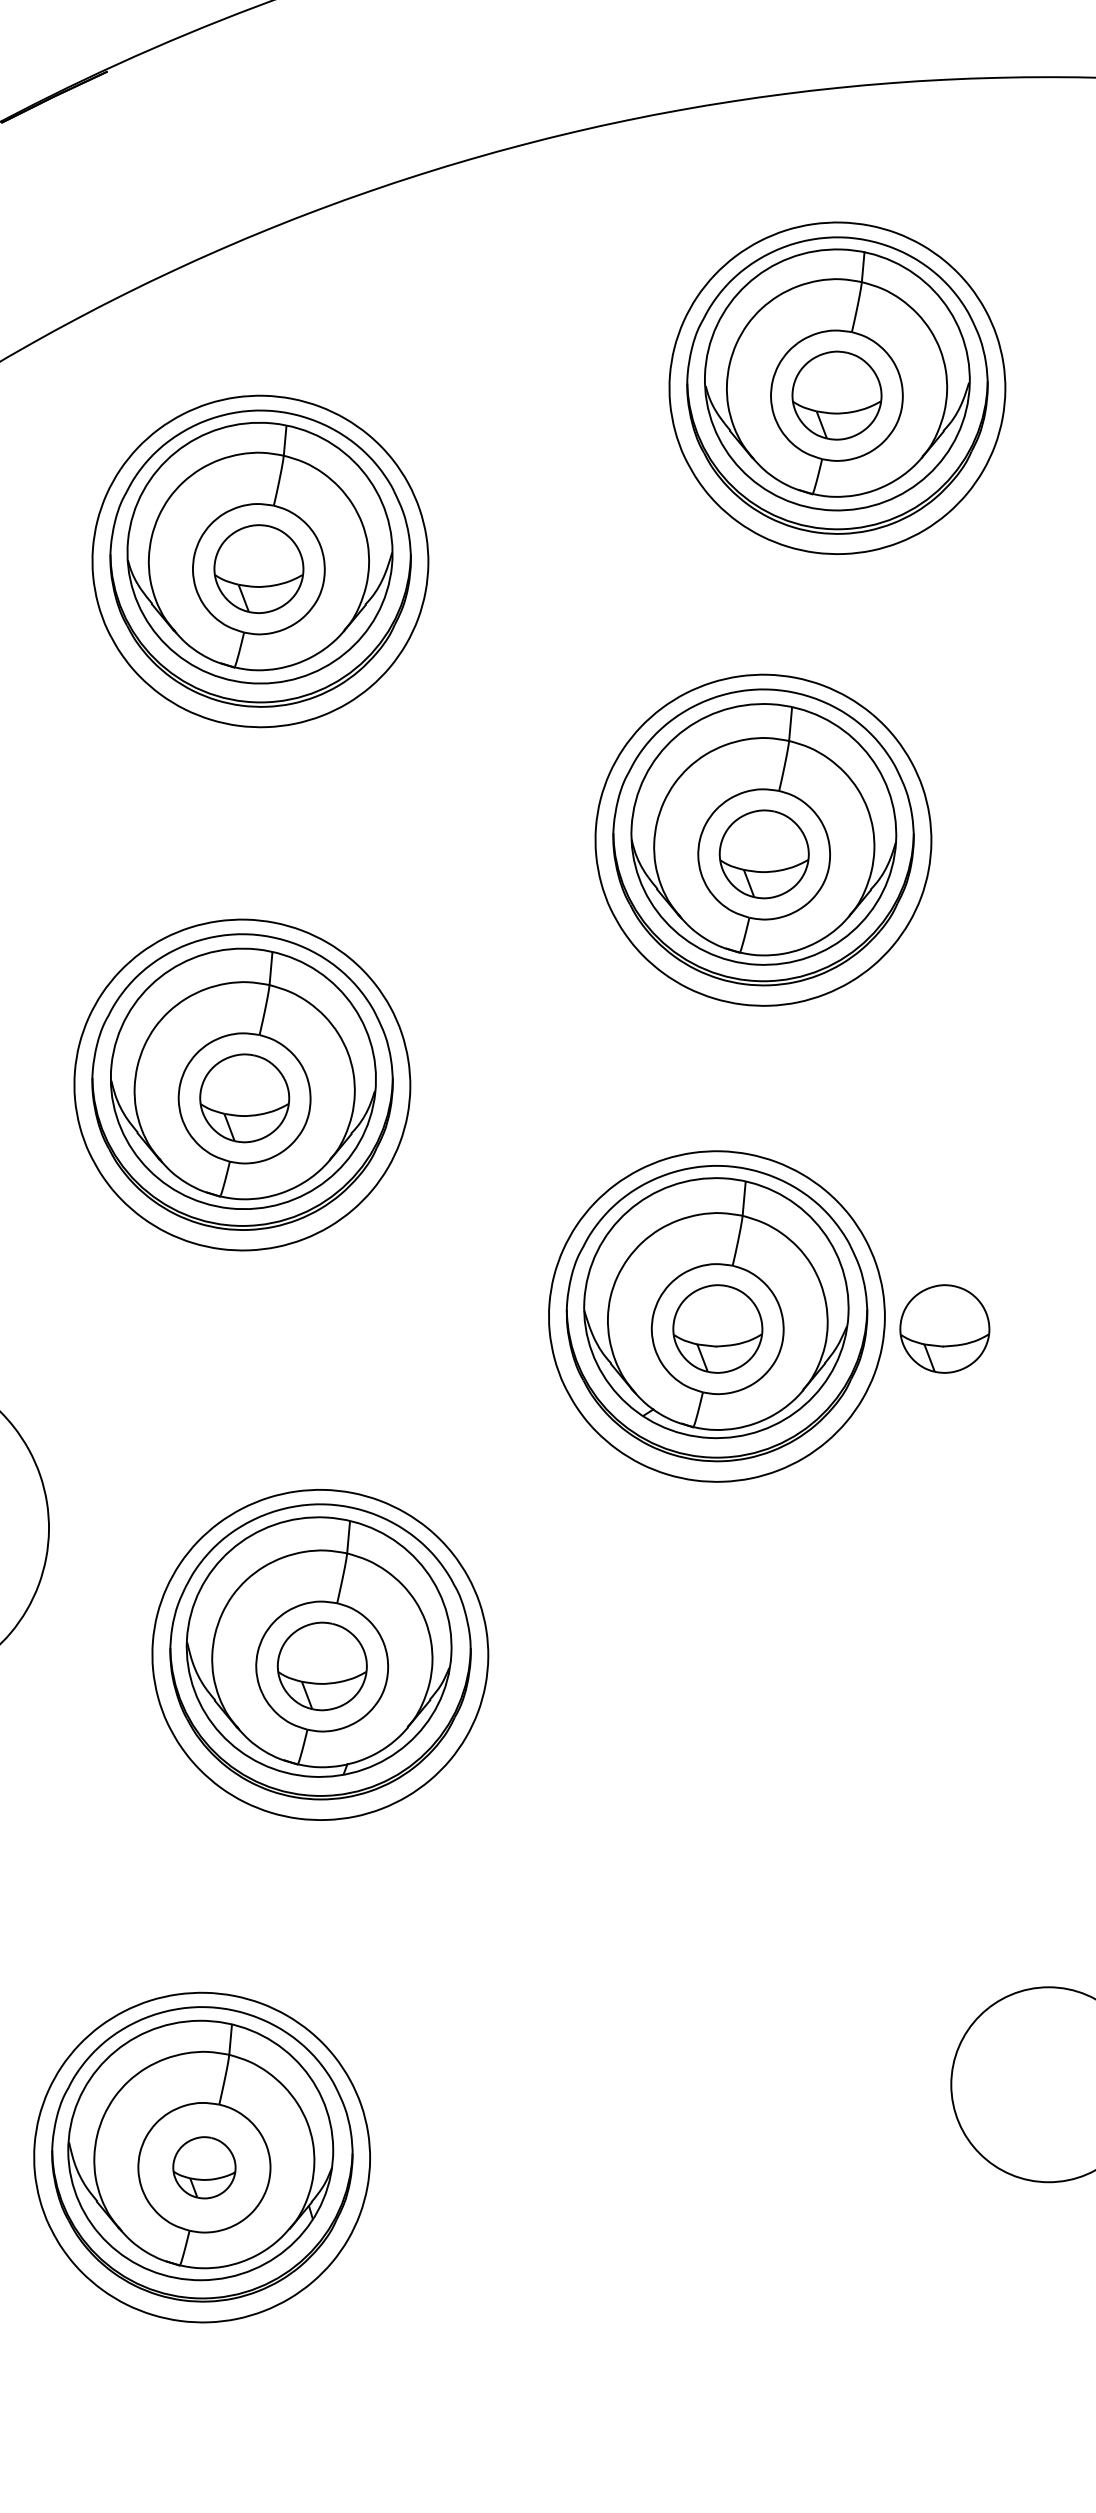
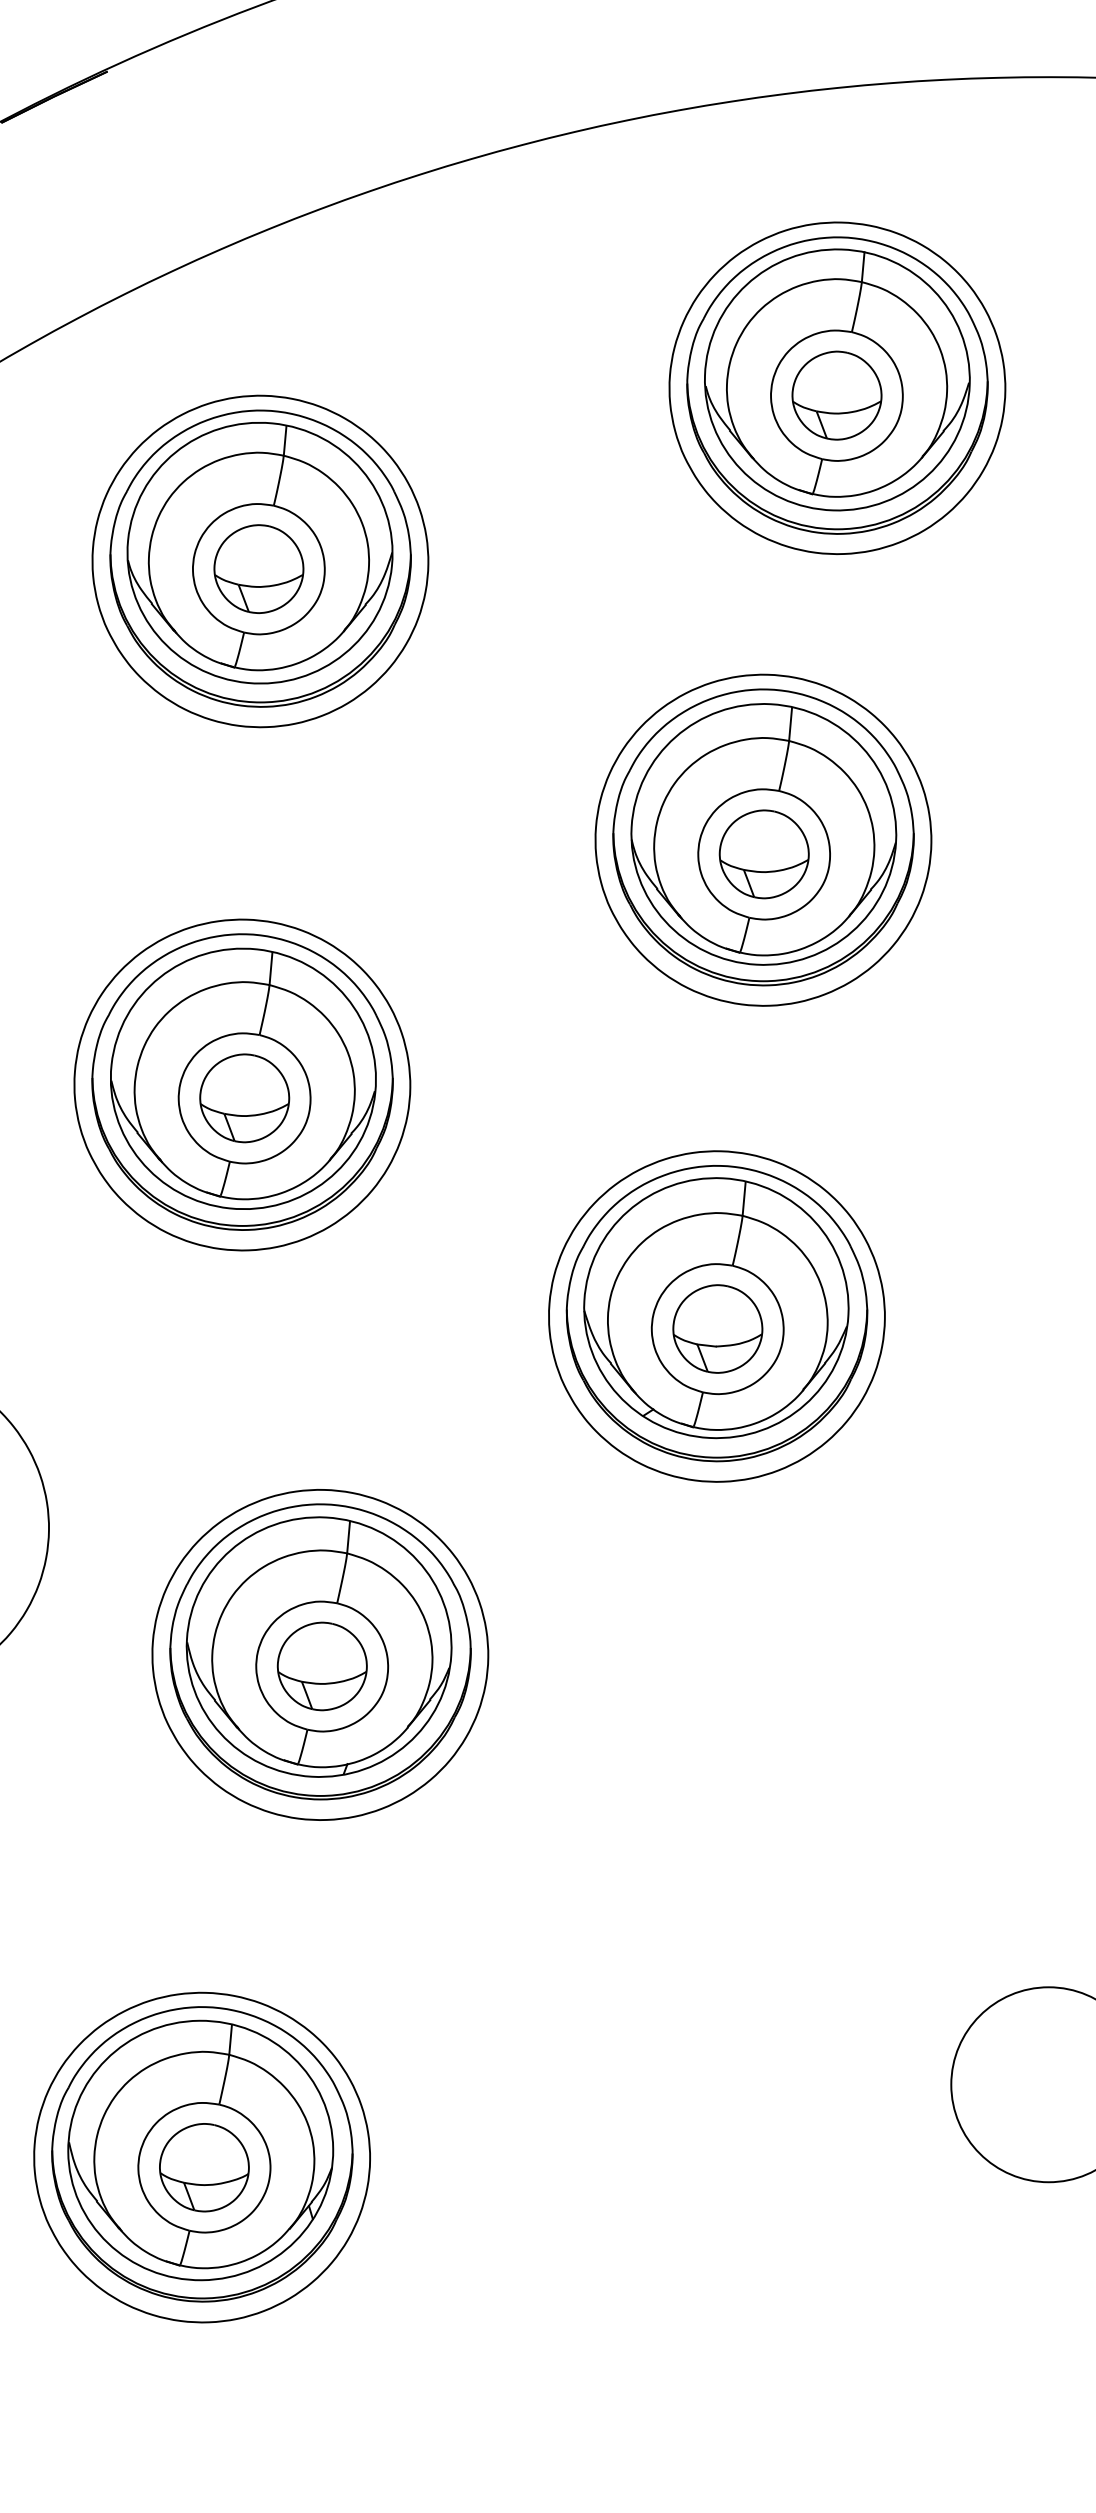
part: present -> none (944, 1328)
part size: 65x64 px -> 91x90 px (204, 2167)
